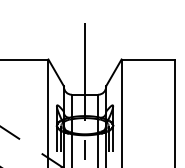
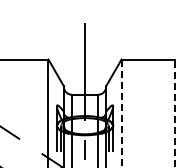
line: solid -> dashed (121, 113)
line: solid -> dashed (174, 113)
